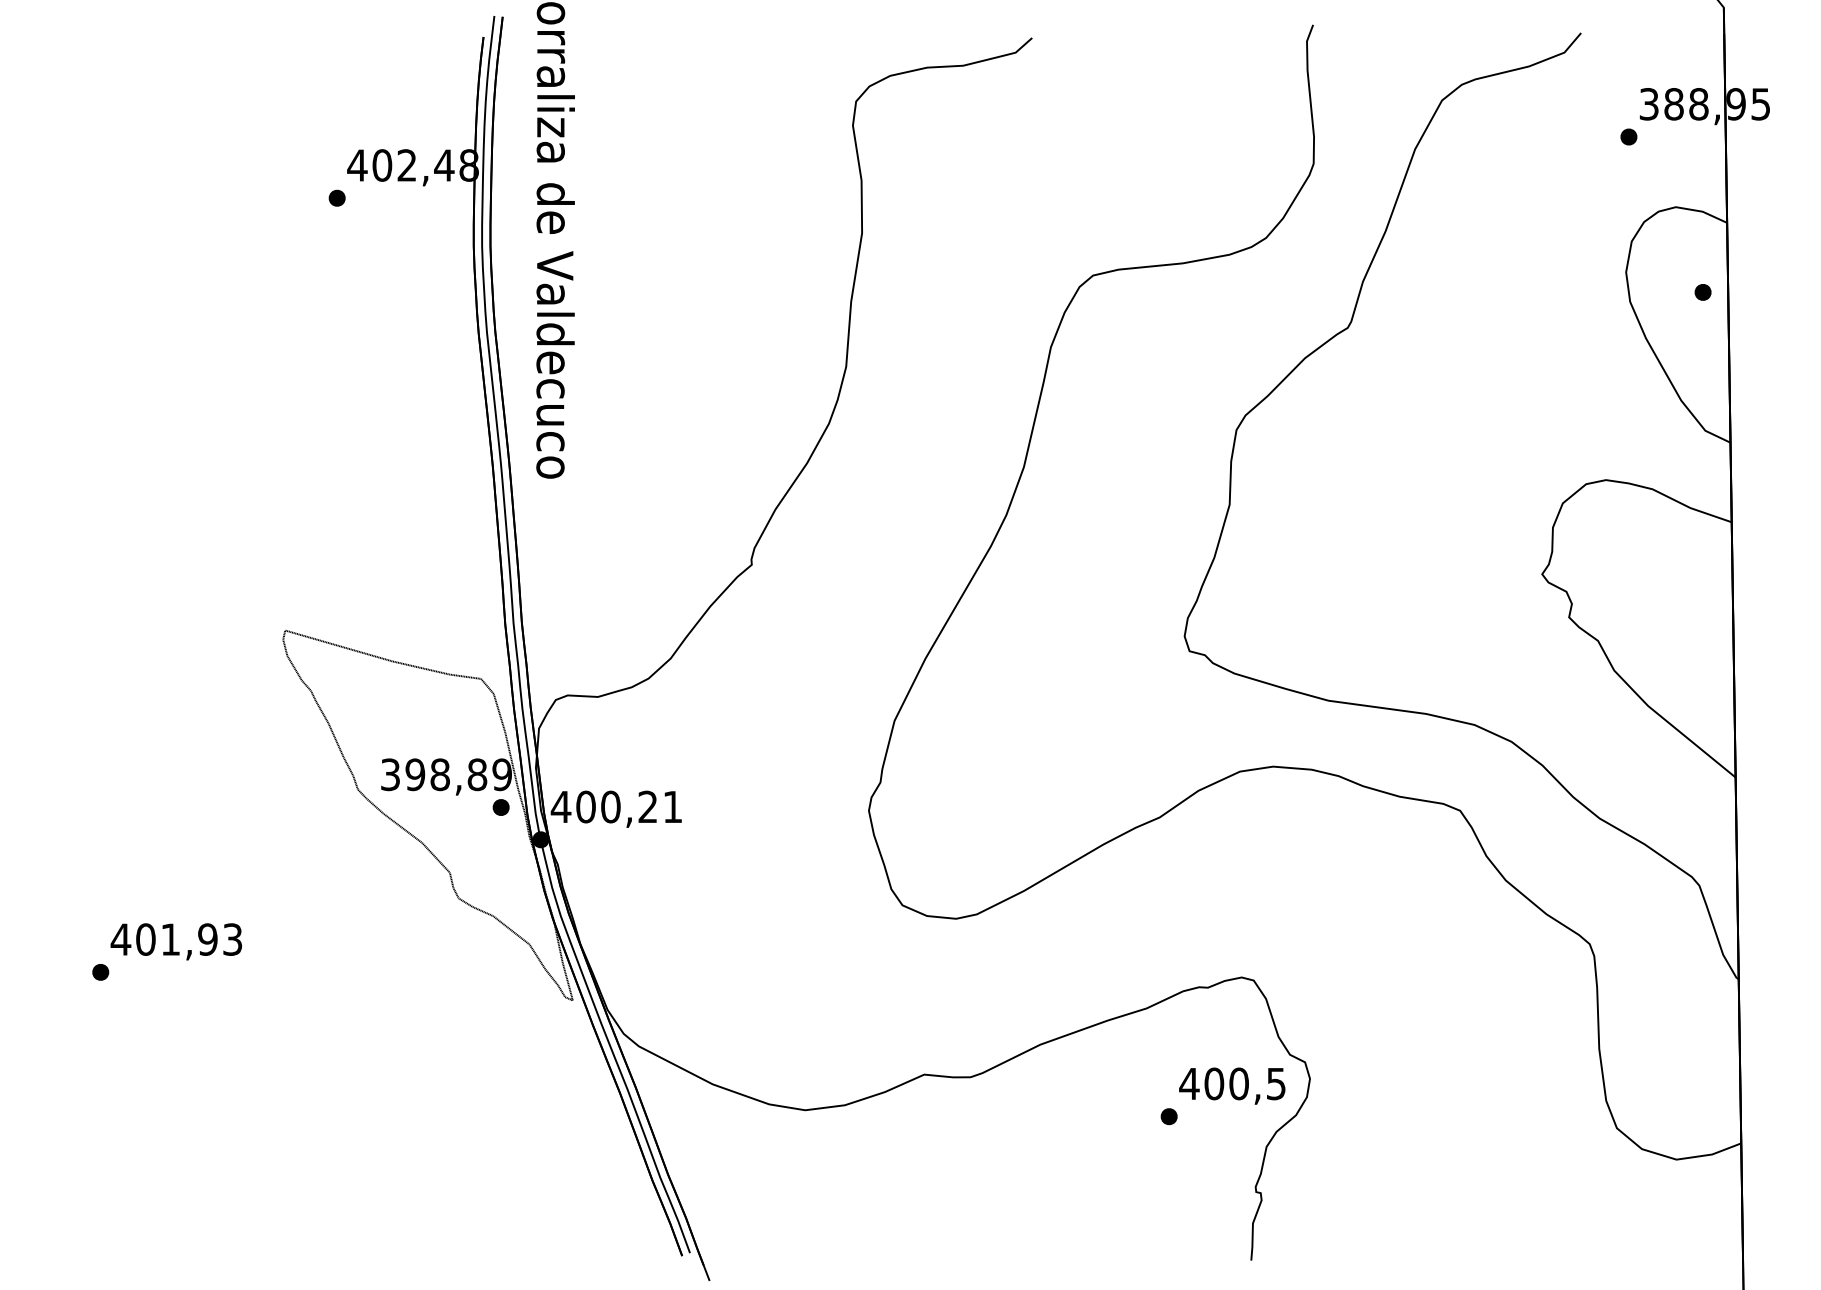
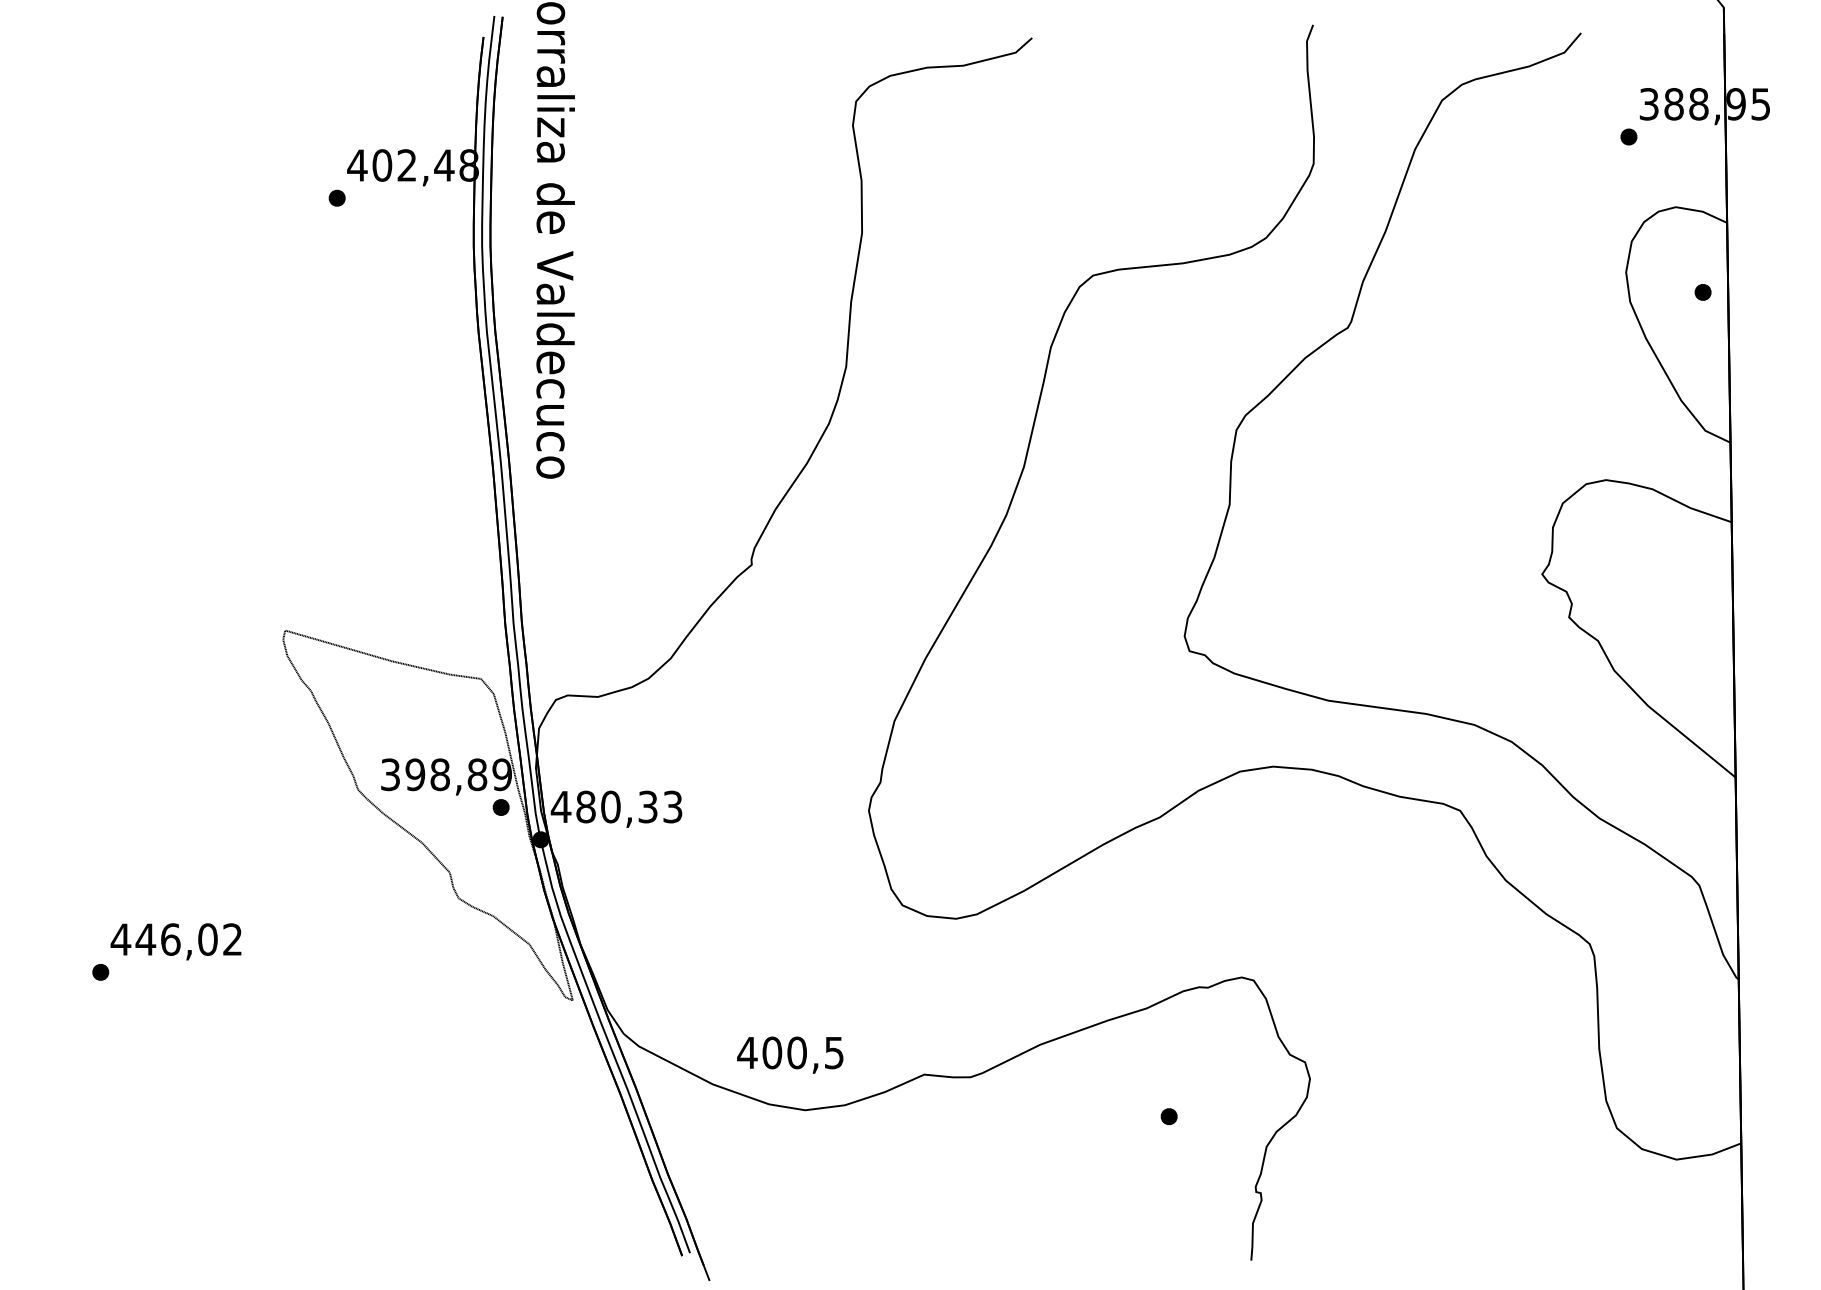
text: 400,21 -> 480,33 (629, 806)
text: 401,93 -> 446,02 (188, 939)
text position: (1232, 1085) -> (790, 1054) (790, 1054)
